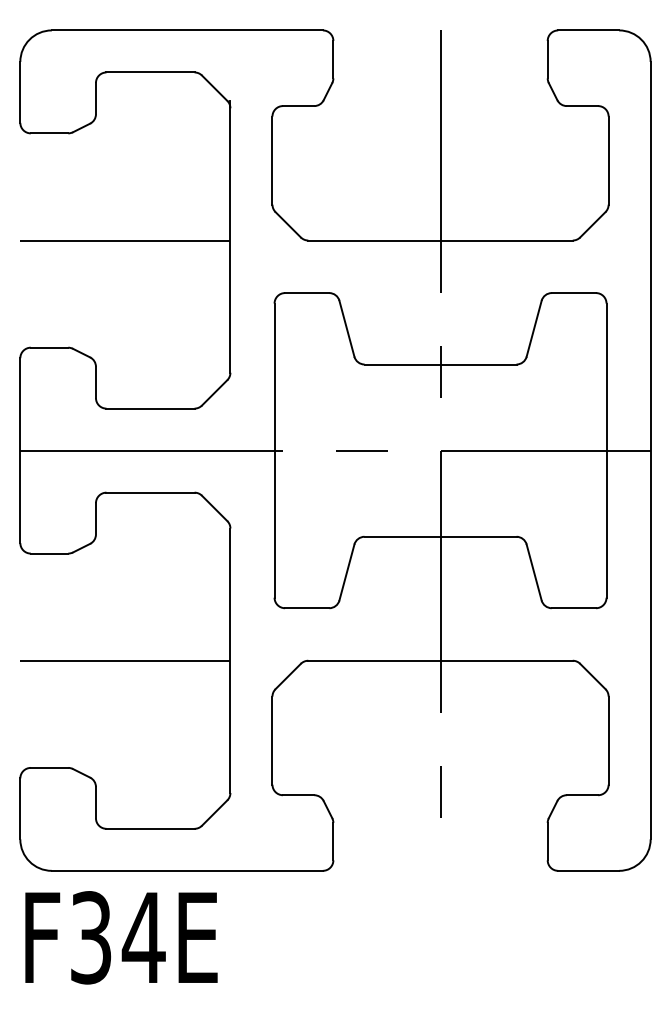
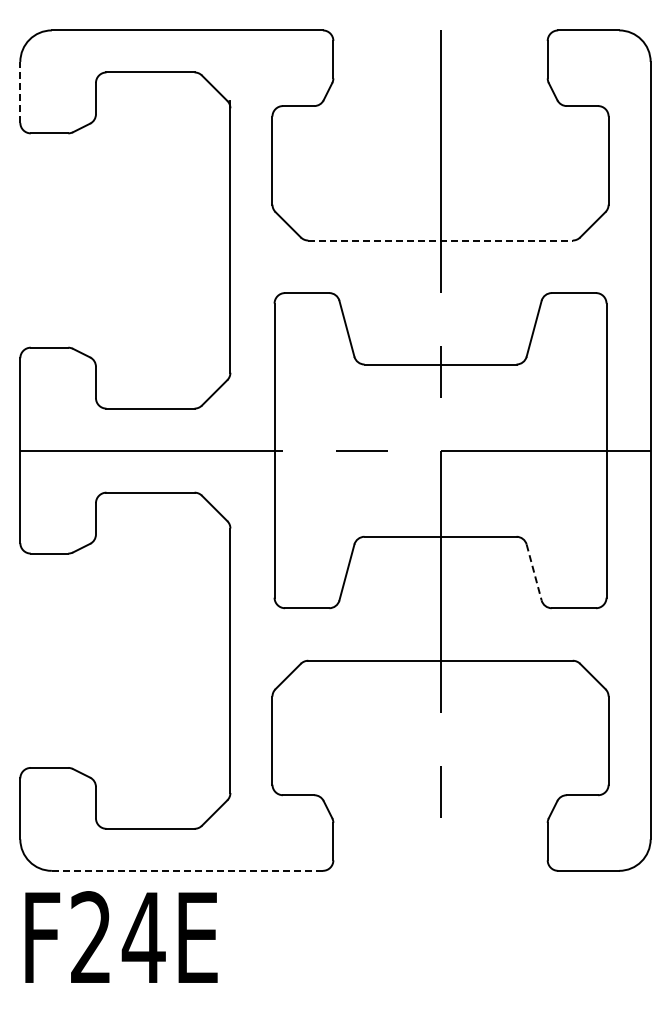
line: solid -> dashed (20, 91)
line: present -> none (125, 240)
line: solid -> dashed (441, 240)
line: solid -> dashed (534, 572)
line: present -> none (125, 660)
line: solid -> dashed (187, 870)
text: F34E -> F24E (91, 937)
